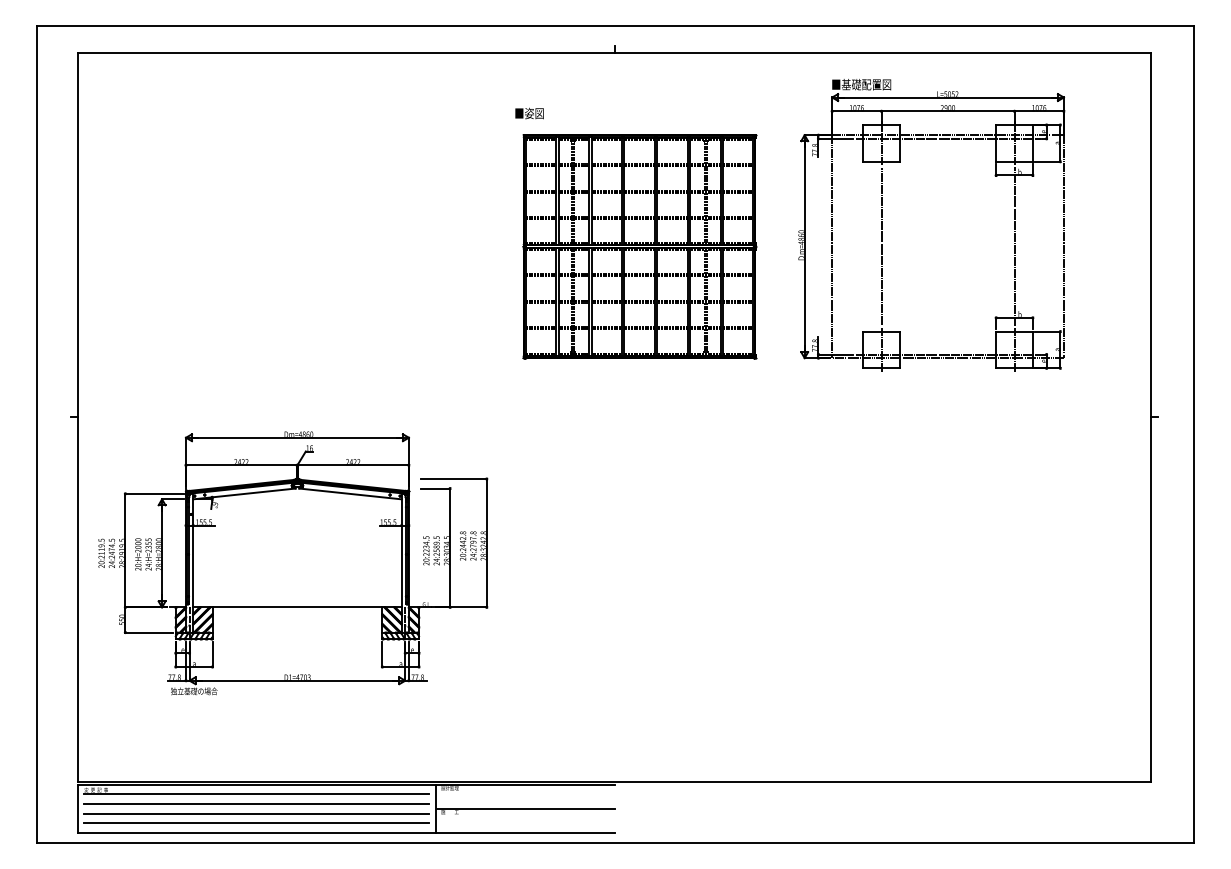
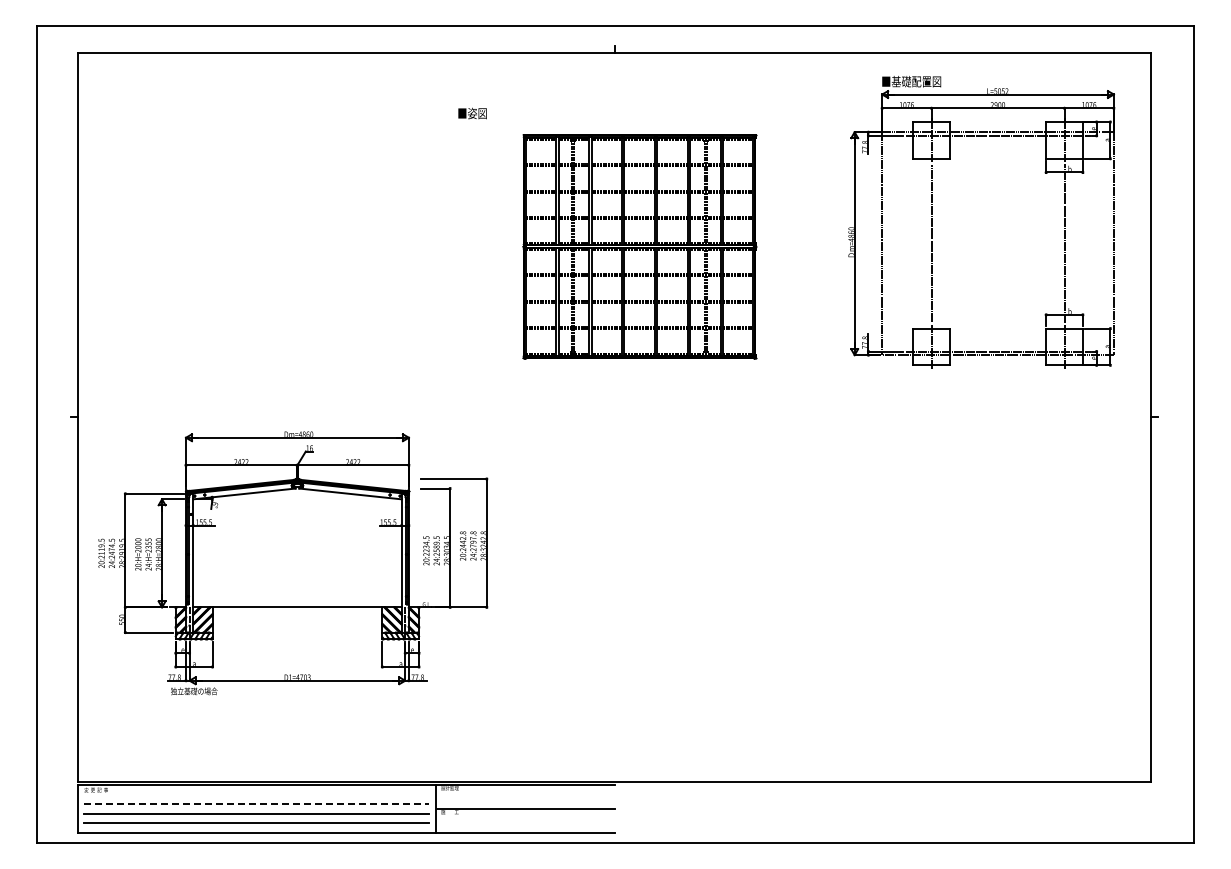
text position: (529, 113) -> (472, 113) (472, 113)
part position: (882, 225) -> (932, 222) (932, 222)
line: present -> none (256, 794)
line: solid -> dashed (257, 803)
